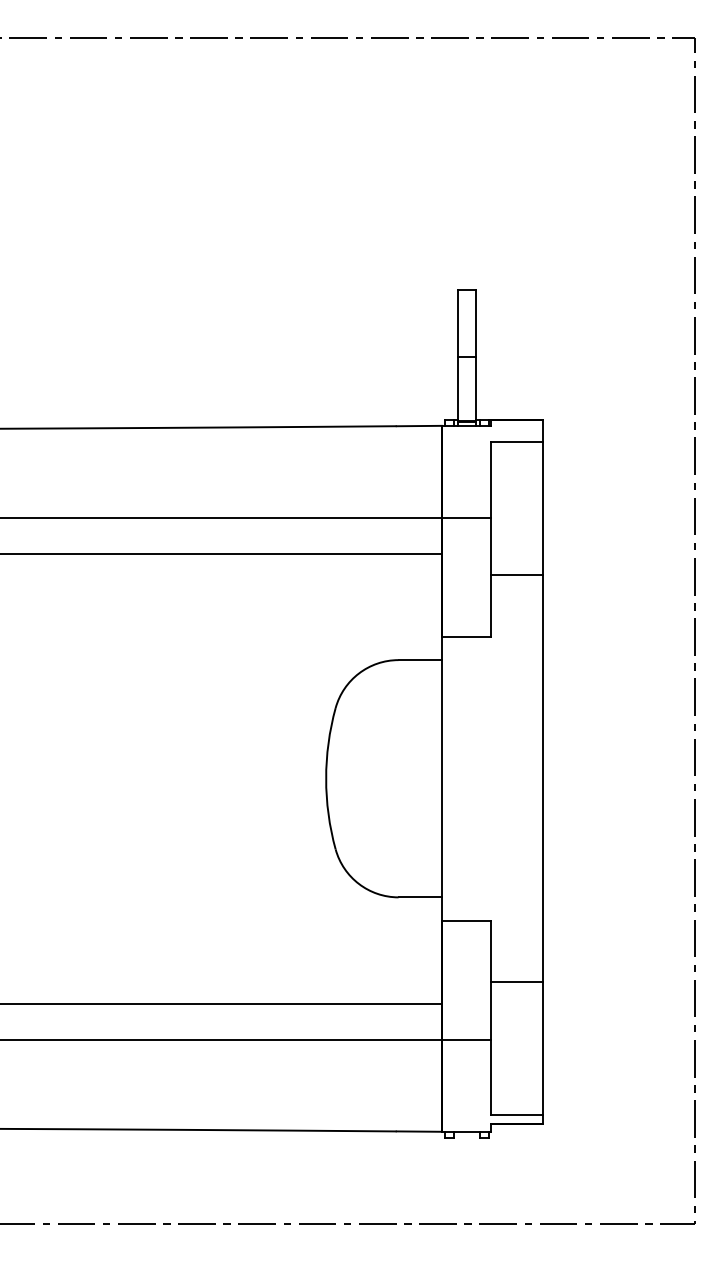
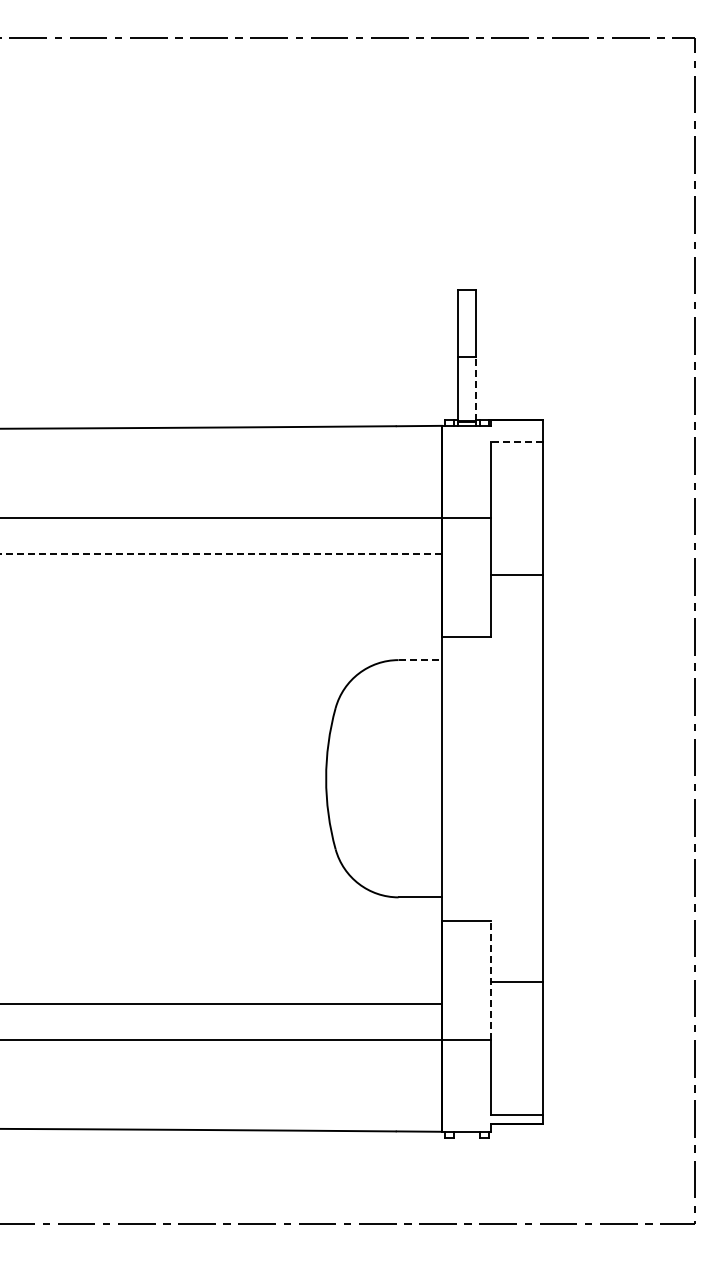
line: solid -> dashed (475, 388)
line: solid -> dashed (516, 442)
line: solid -> dashed (220, 553)
line: solid -> dashed (420, 660)
line: solid -> dashed (491, 979)
